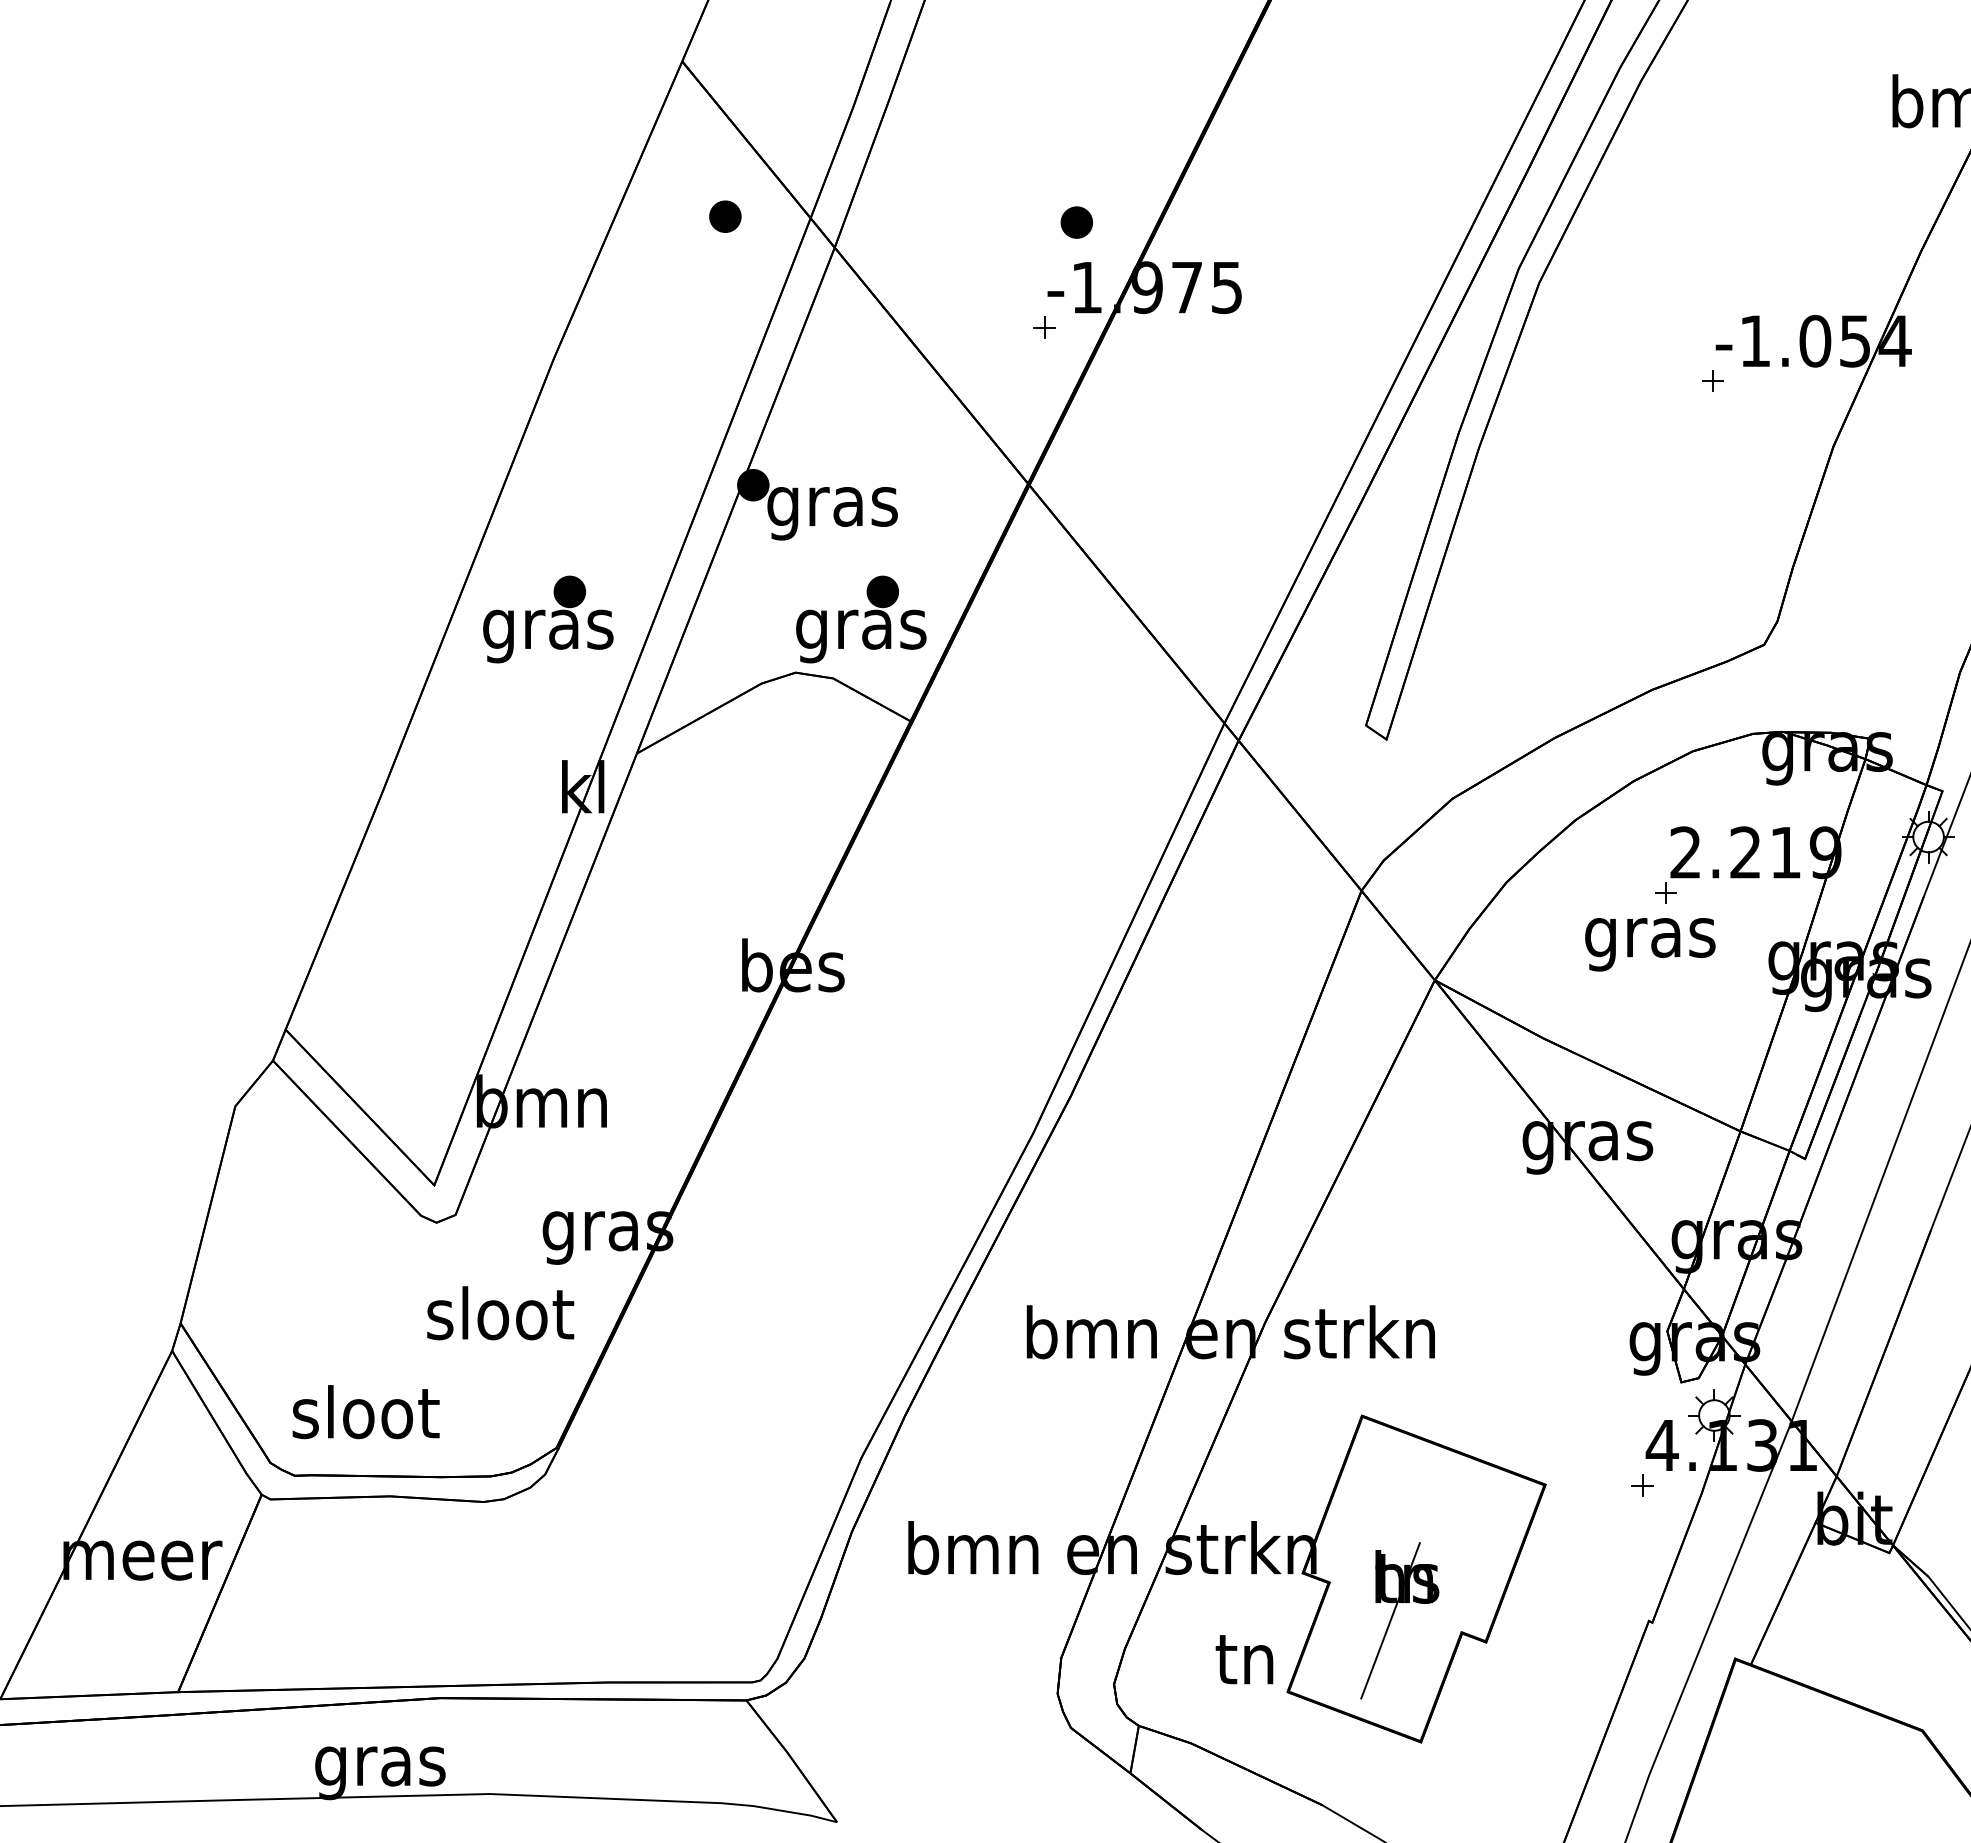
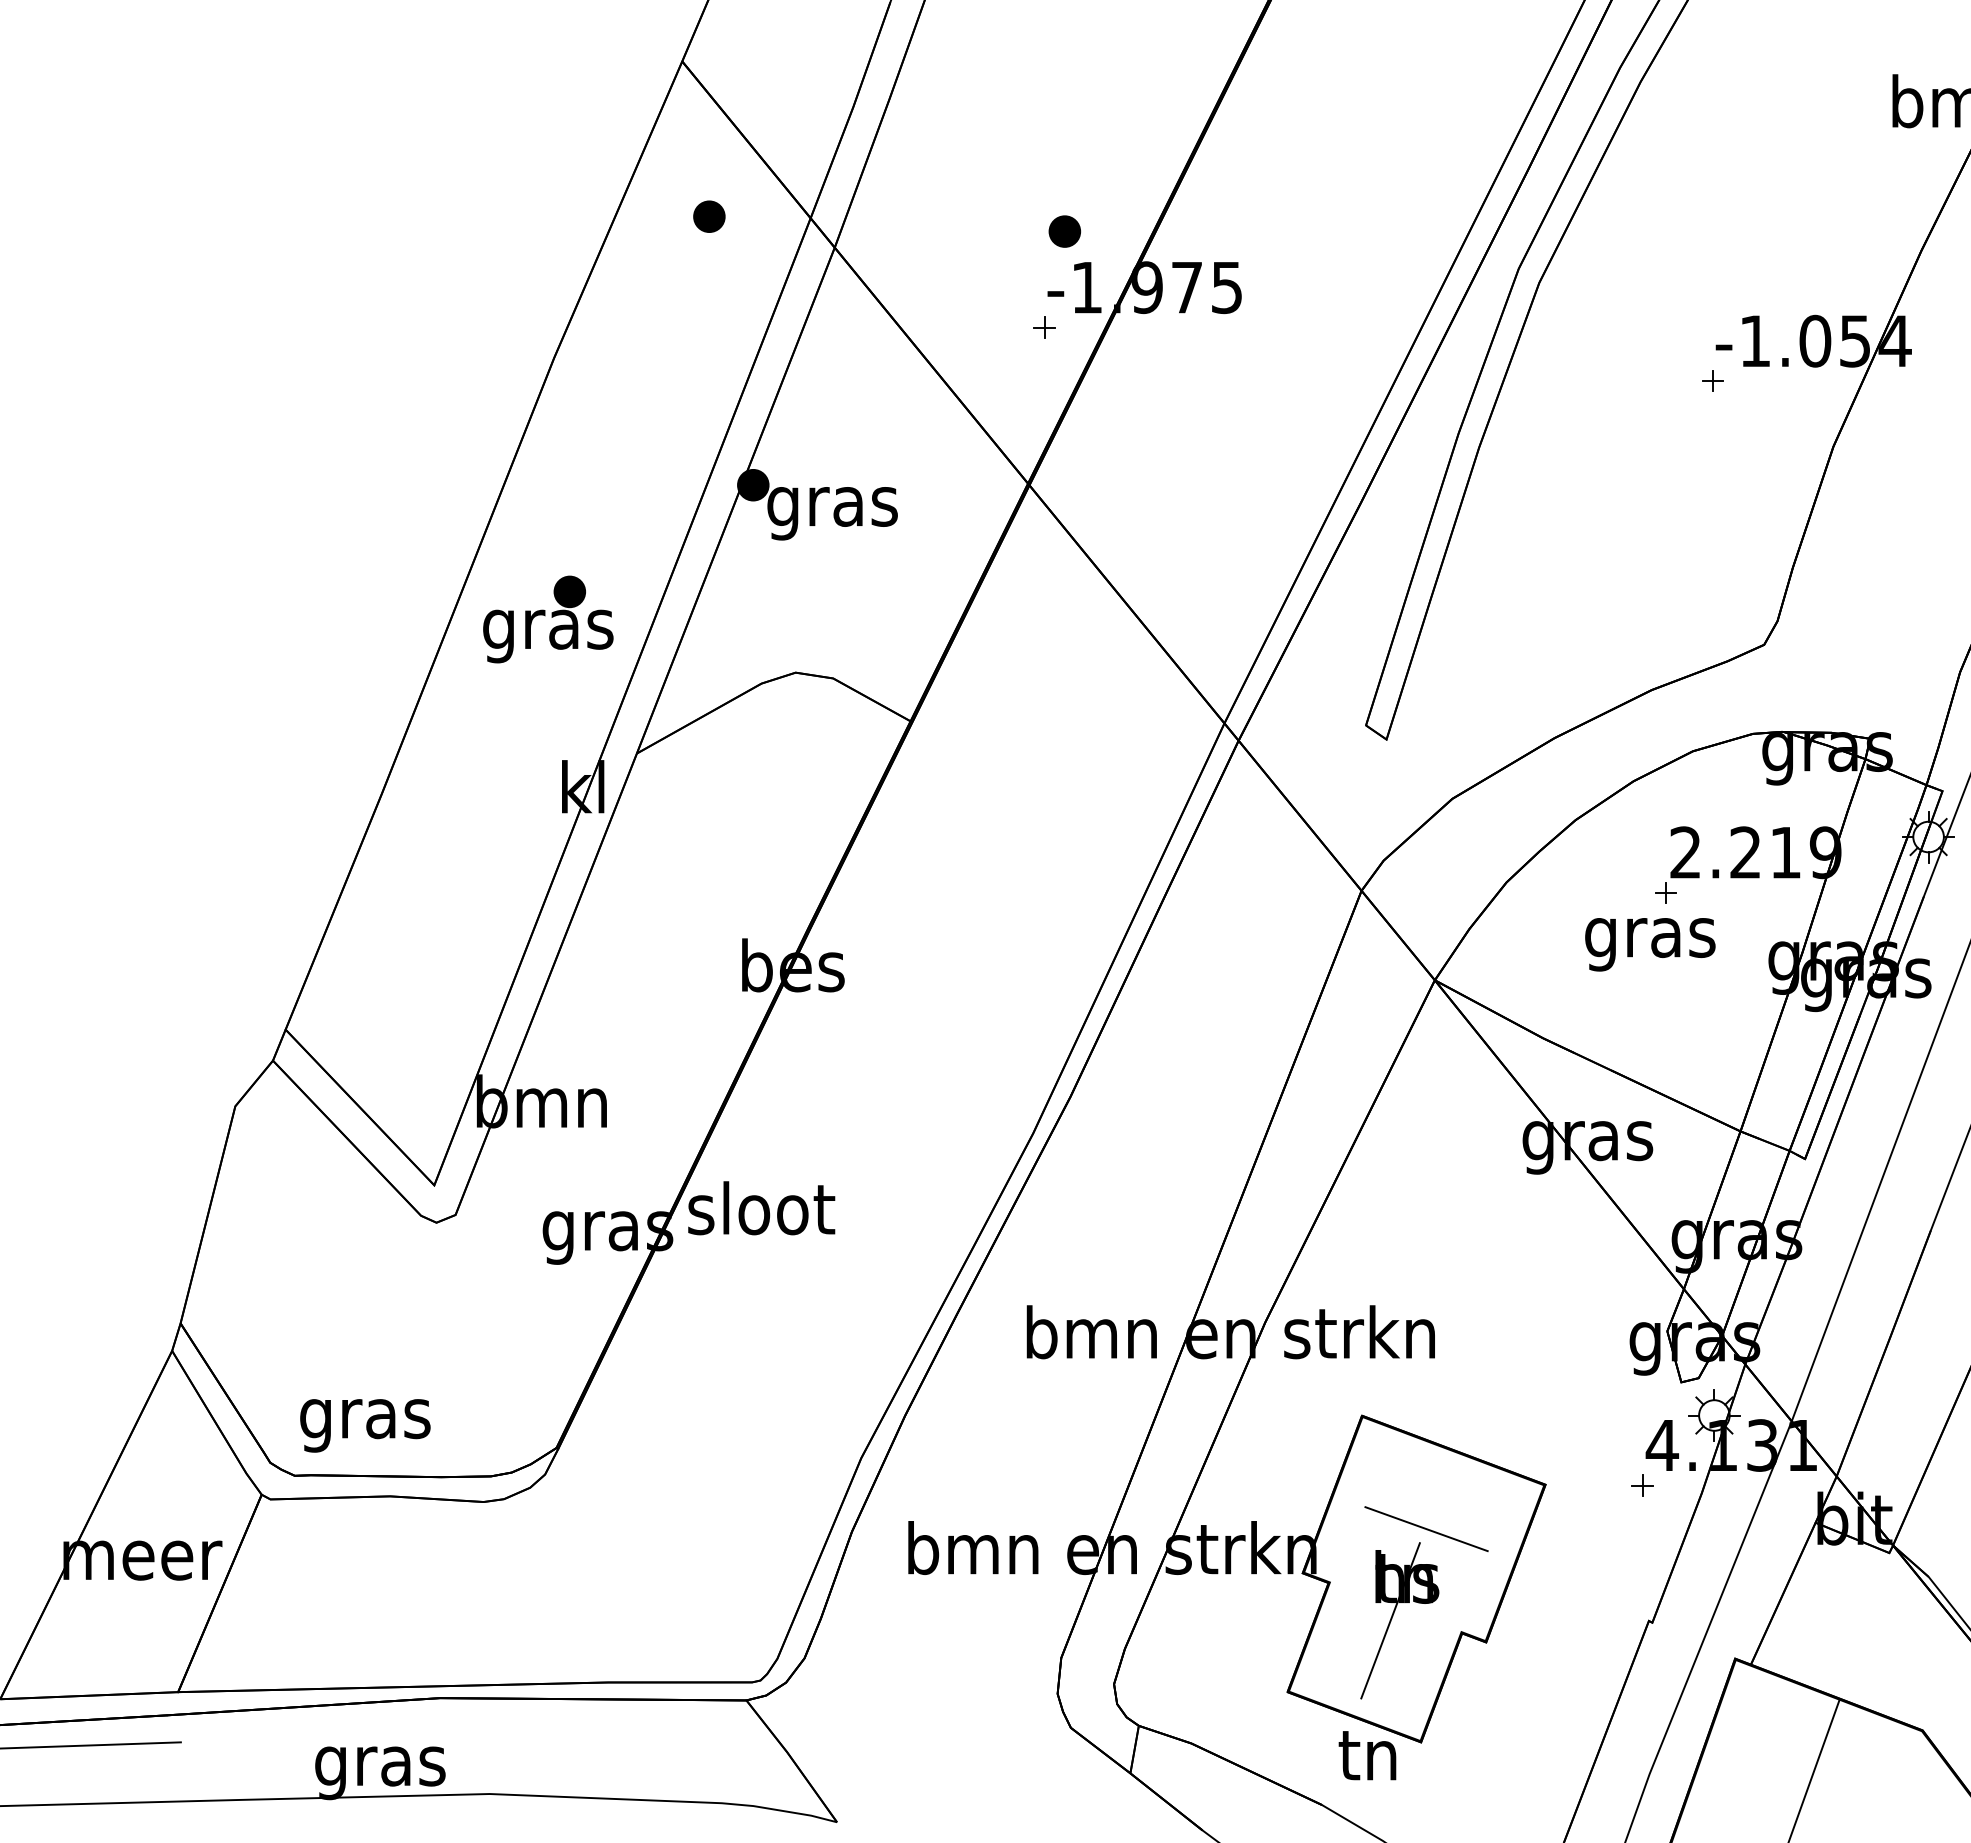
part position: (725, 216) -> (709, 216) (709, 216)
part position: (1076, 222) -> (1064, 231) (1064, 231)
part: present -> none (861, 619)
text position: (500, 1313) -> (761, 1208) (761, 1208)
text: sloot -> gras (365, 1418)
line: none -> present (1426, 1529)
text position: (1244, 1659) -> (1367, 1755) (1367, 1755)
line: none -> present (91, 1745)
line: none -> present (1814, 1769)
